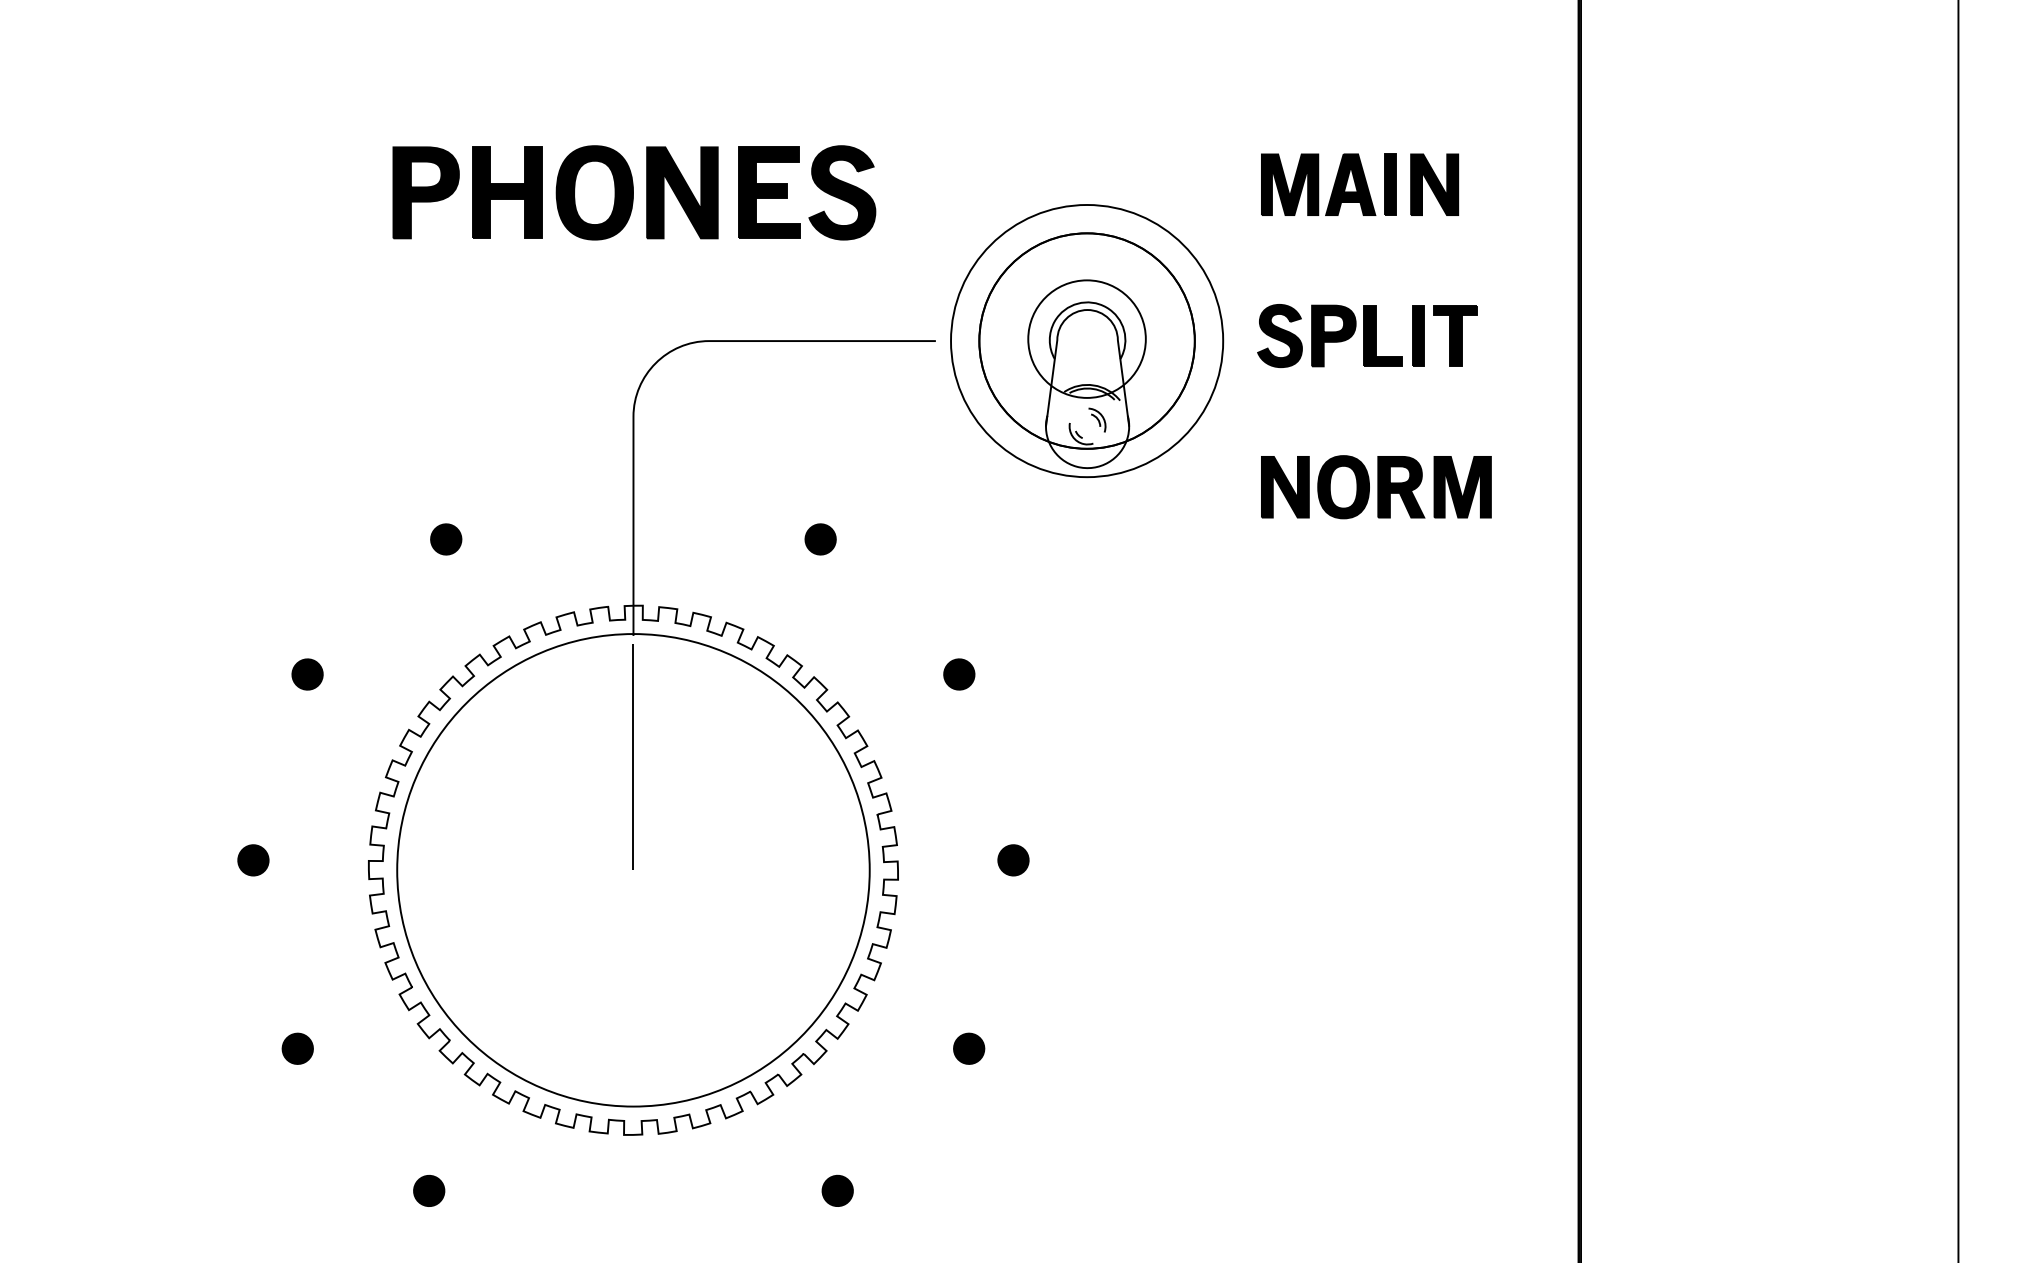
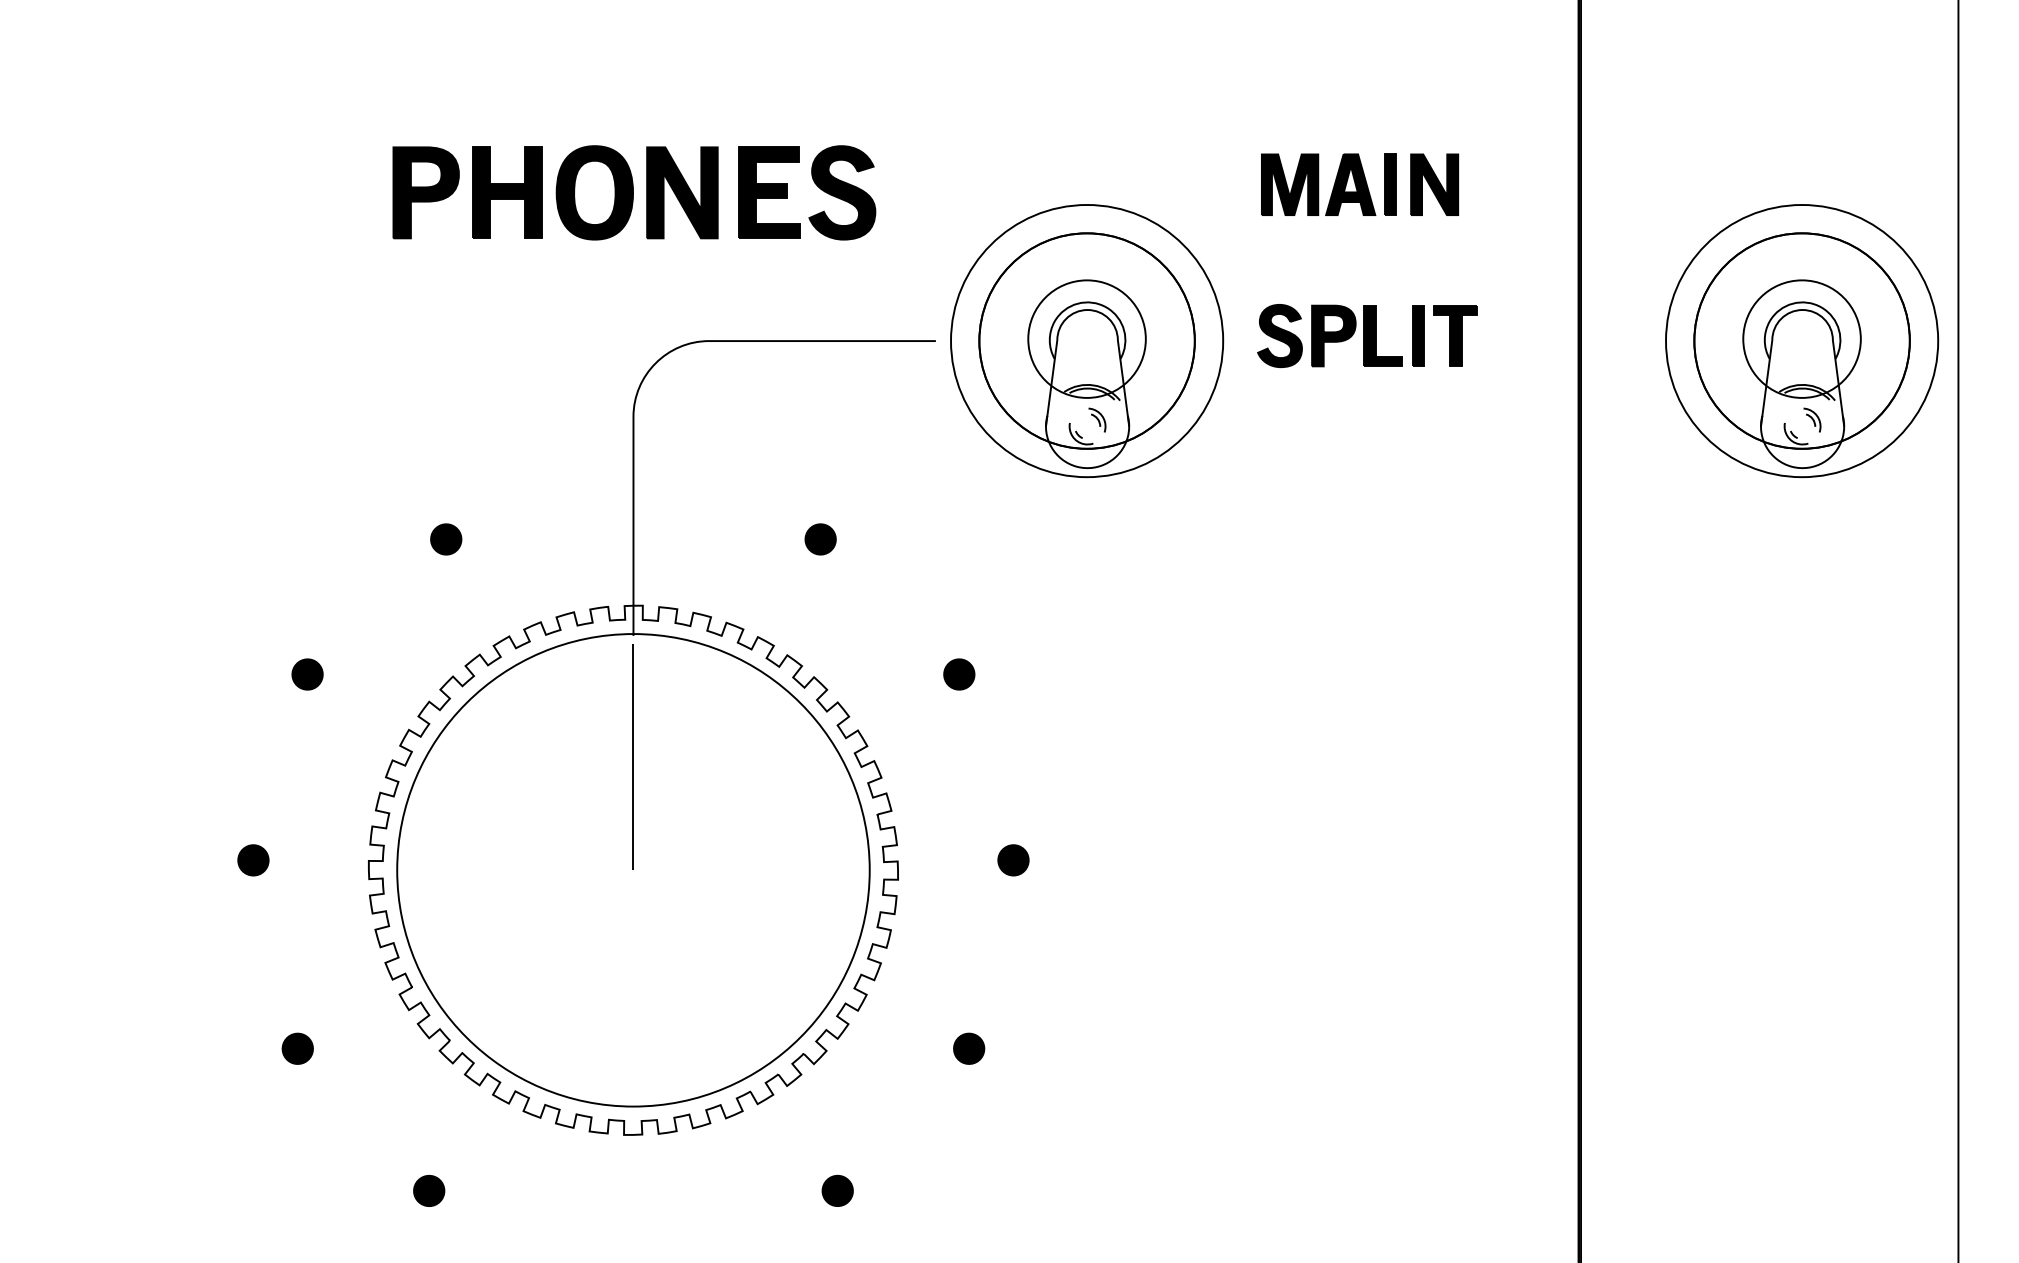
part: none -> present (1802, 341)
part: present -> none (1376, 487)
